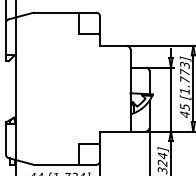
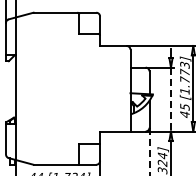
line: solid -> dashed (170, 99)
line: solid -> dashed (149, 151)
